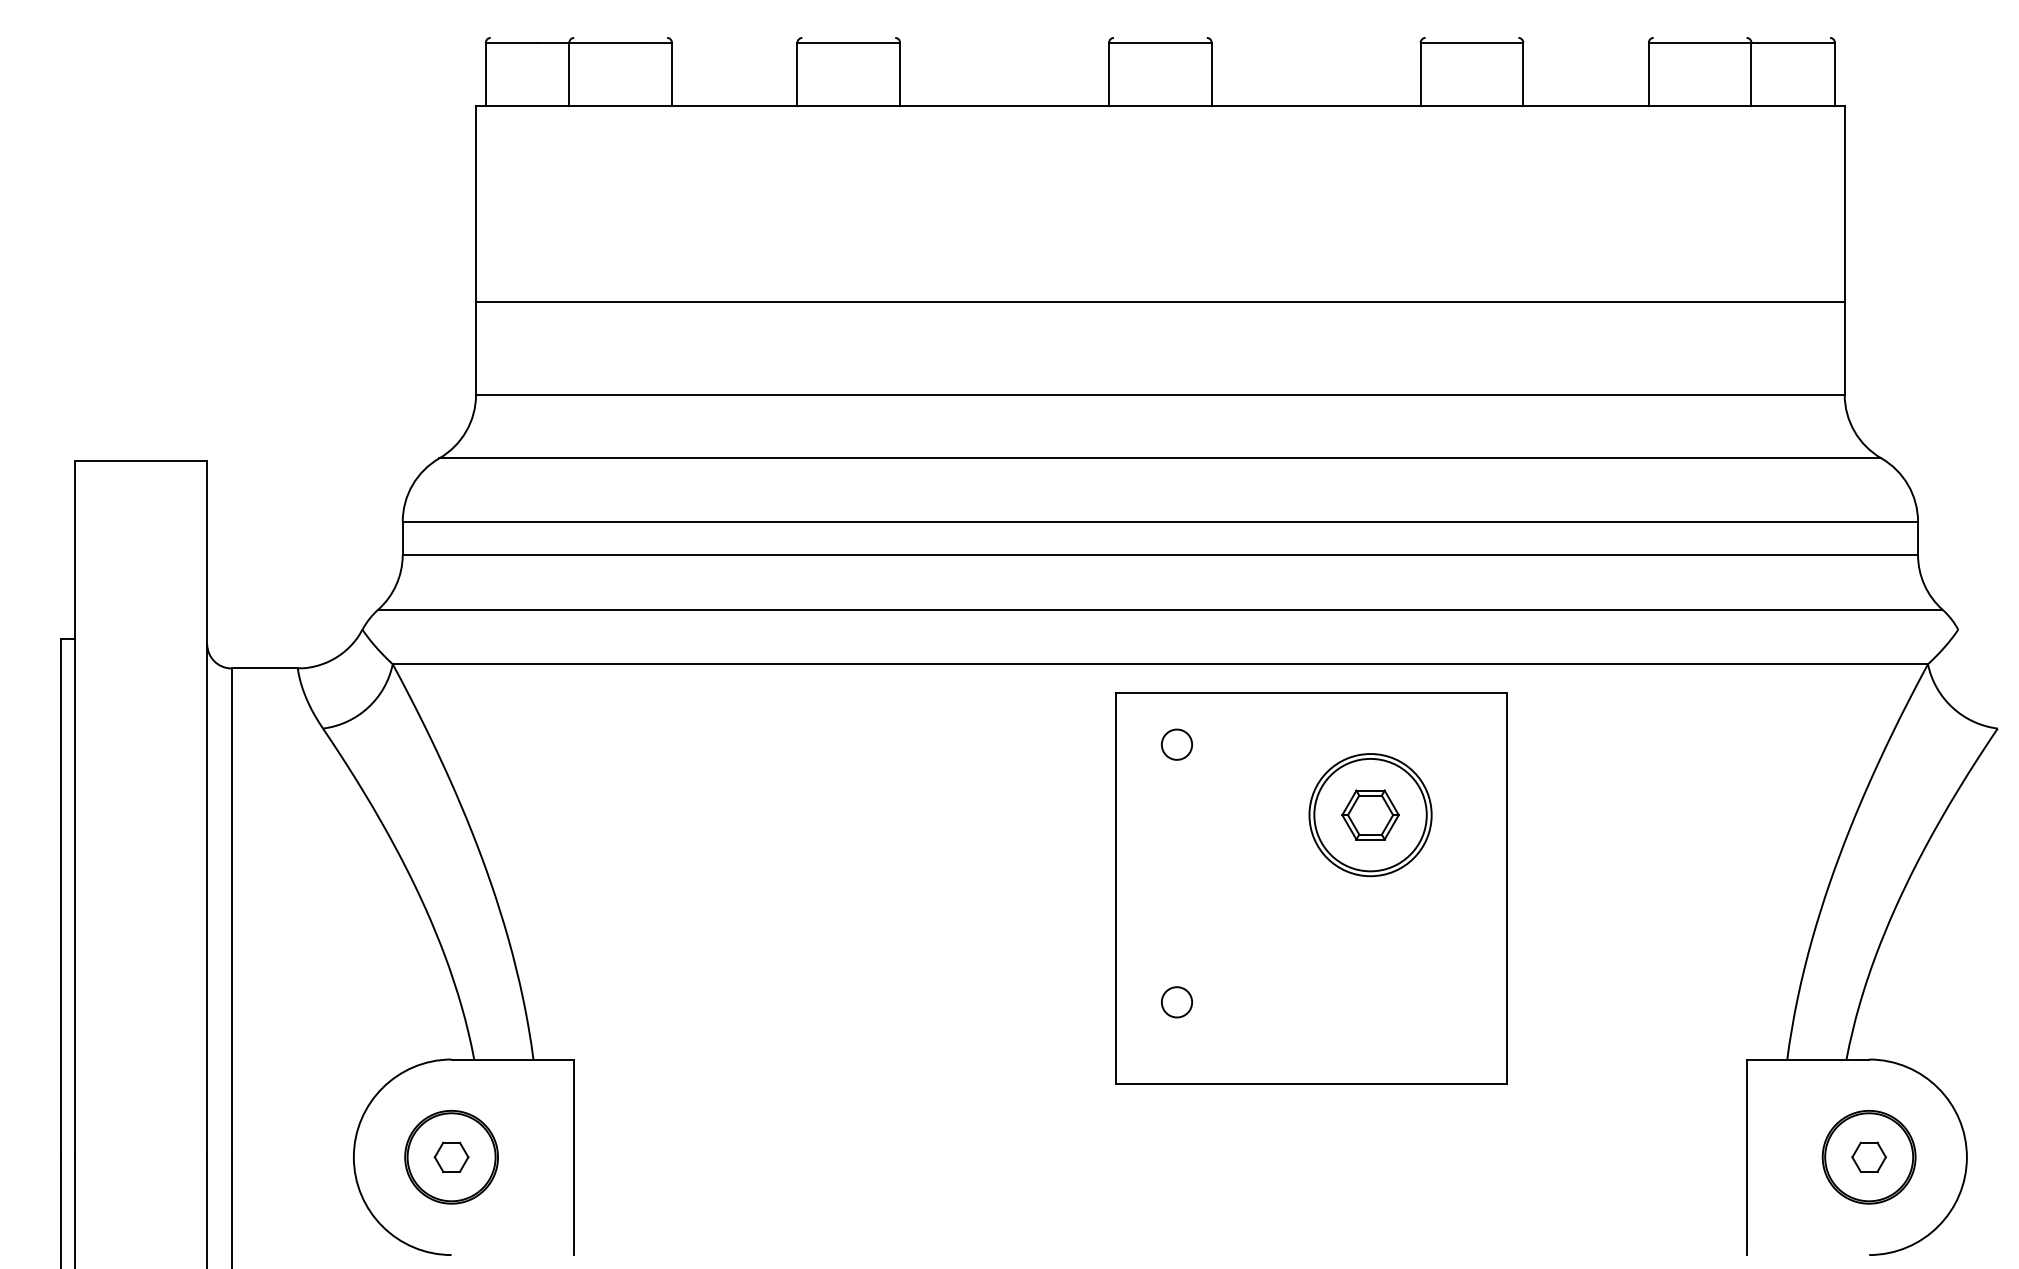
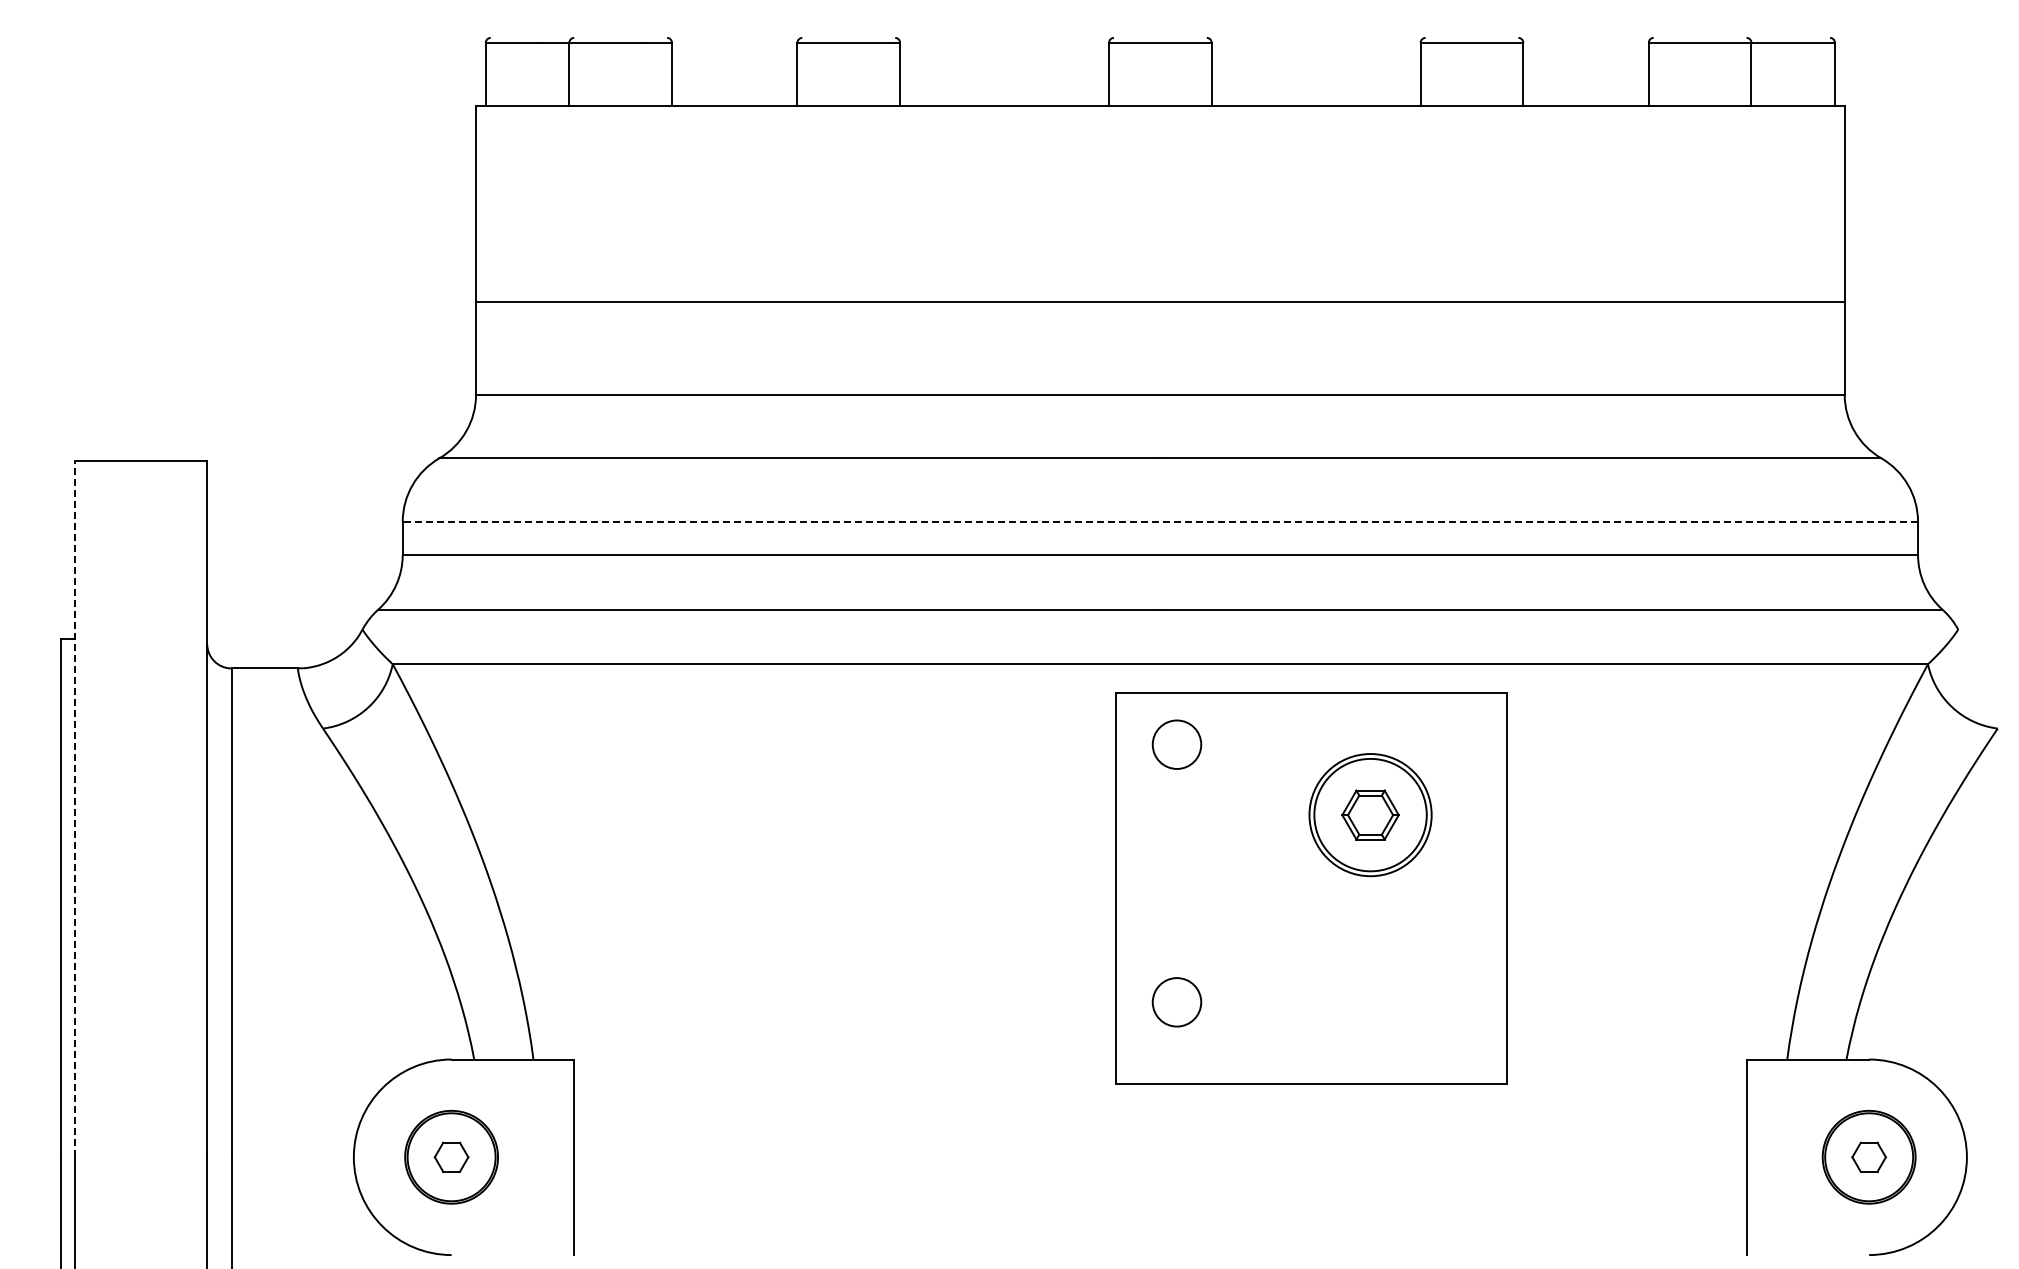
line: solid -> dashed (1160, 521)
circle diameter: 30 px -> 48 px (1176, 744)
line: solid -> dashed (75, 808)
circle diameter: 30 px -> 48 px (1176, 1002)
